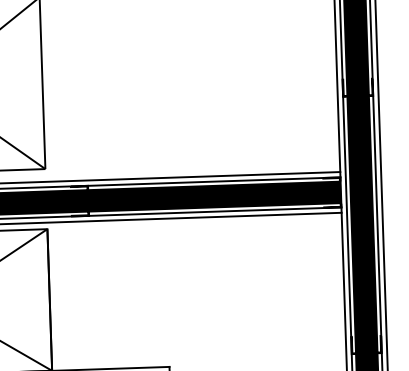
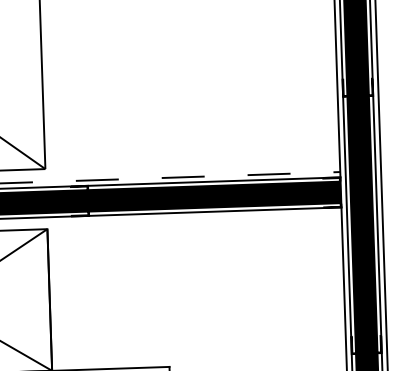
line: present -> none (17, 14)
line: solid -> dashed (170, 177)
line: present -> none (171, 218)
